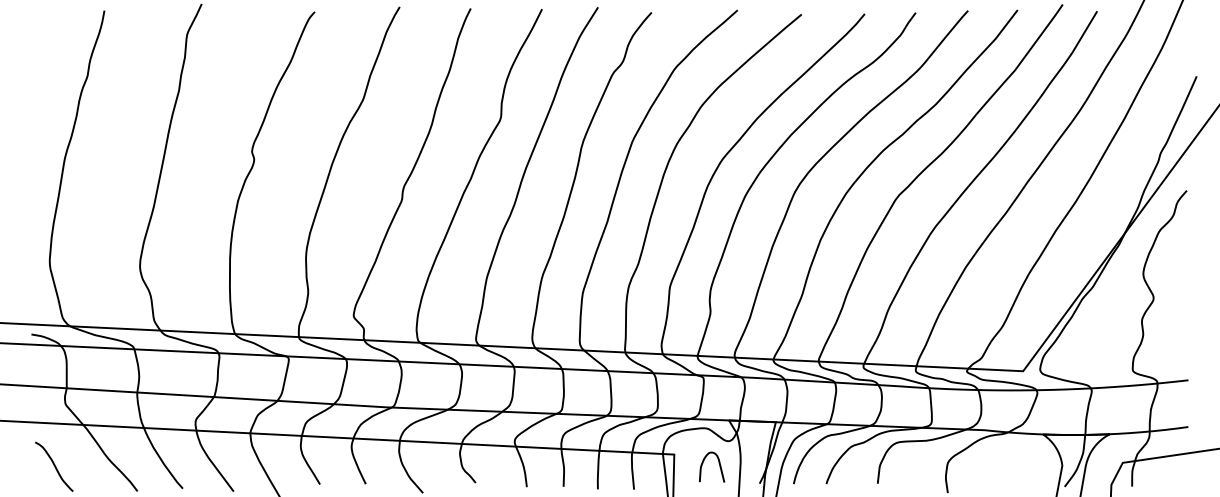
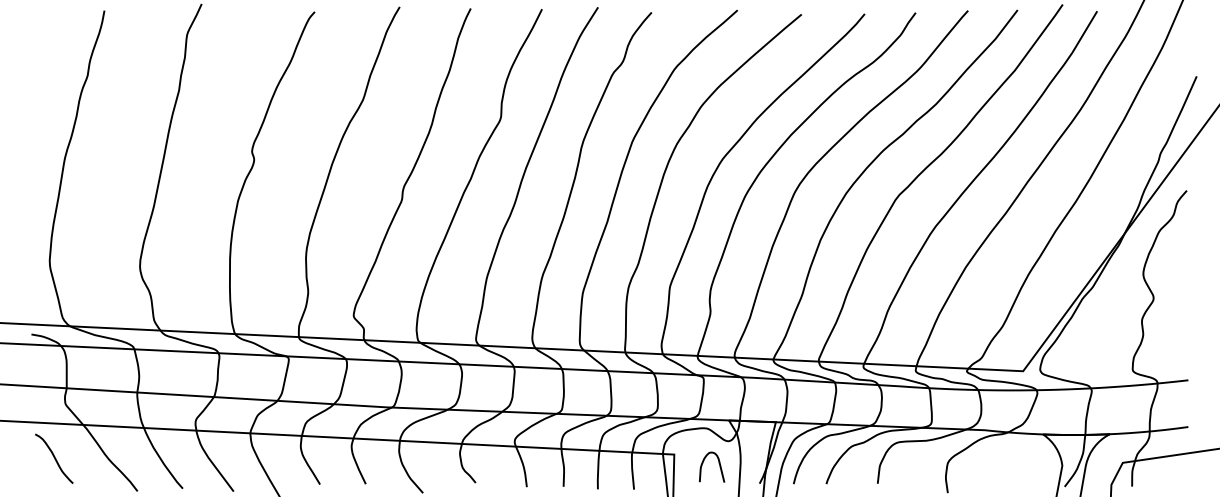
curve position: (54, 466) -> (54, 458) (54, 458)
